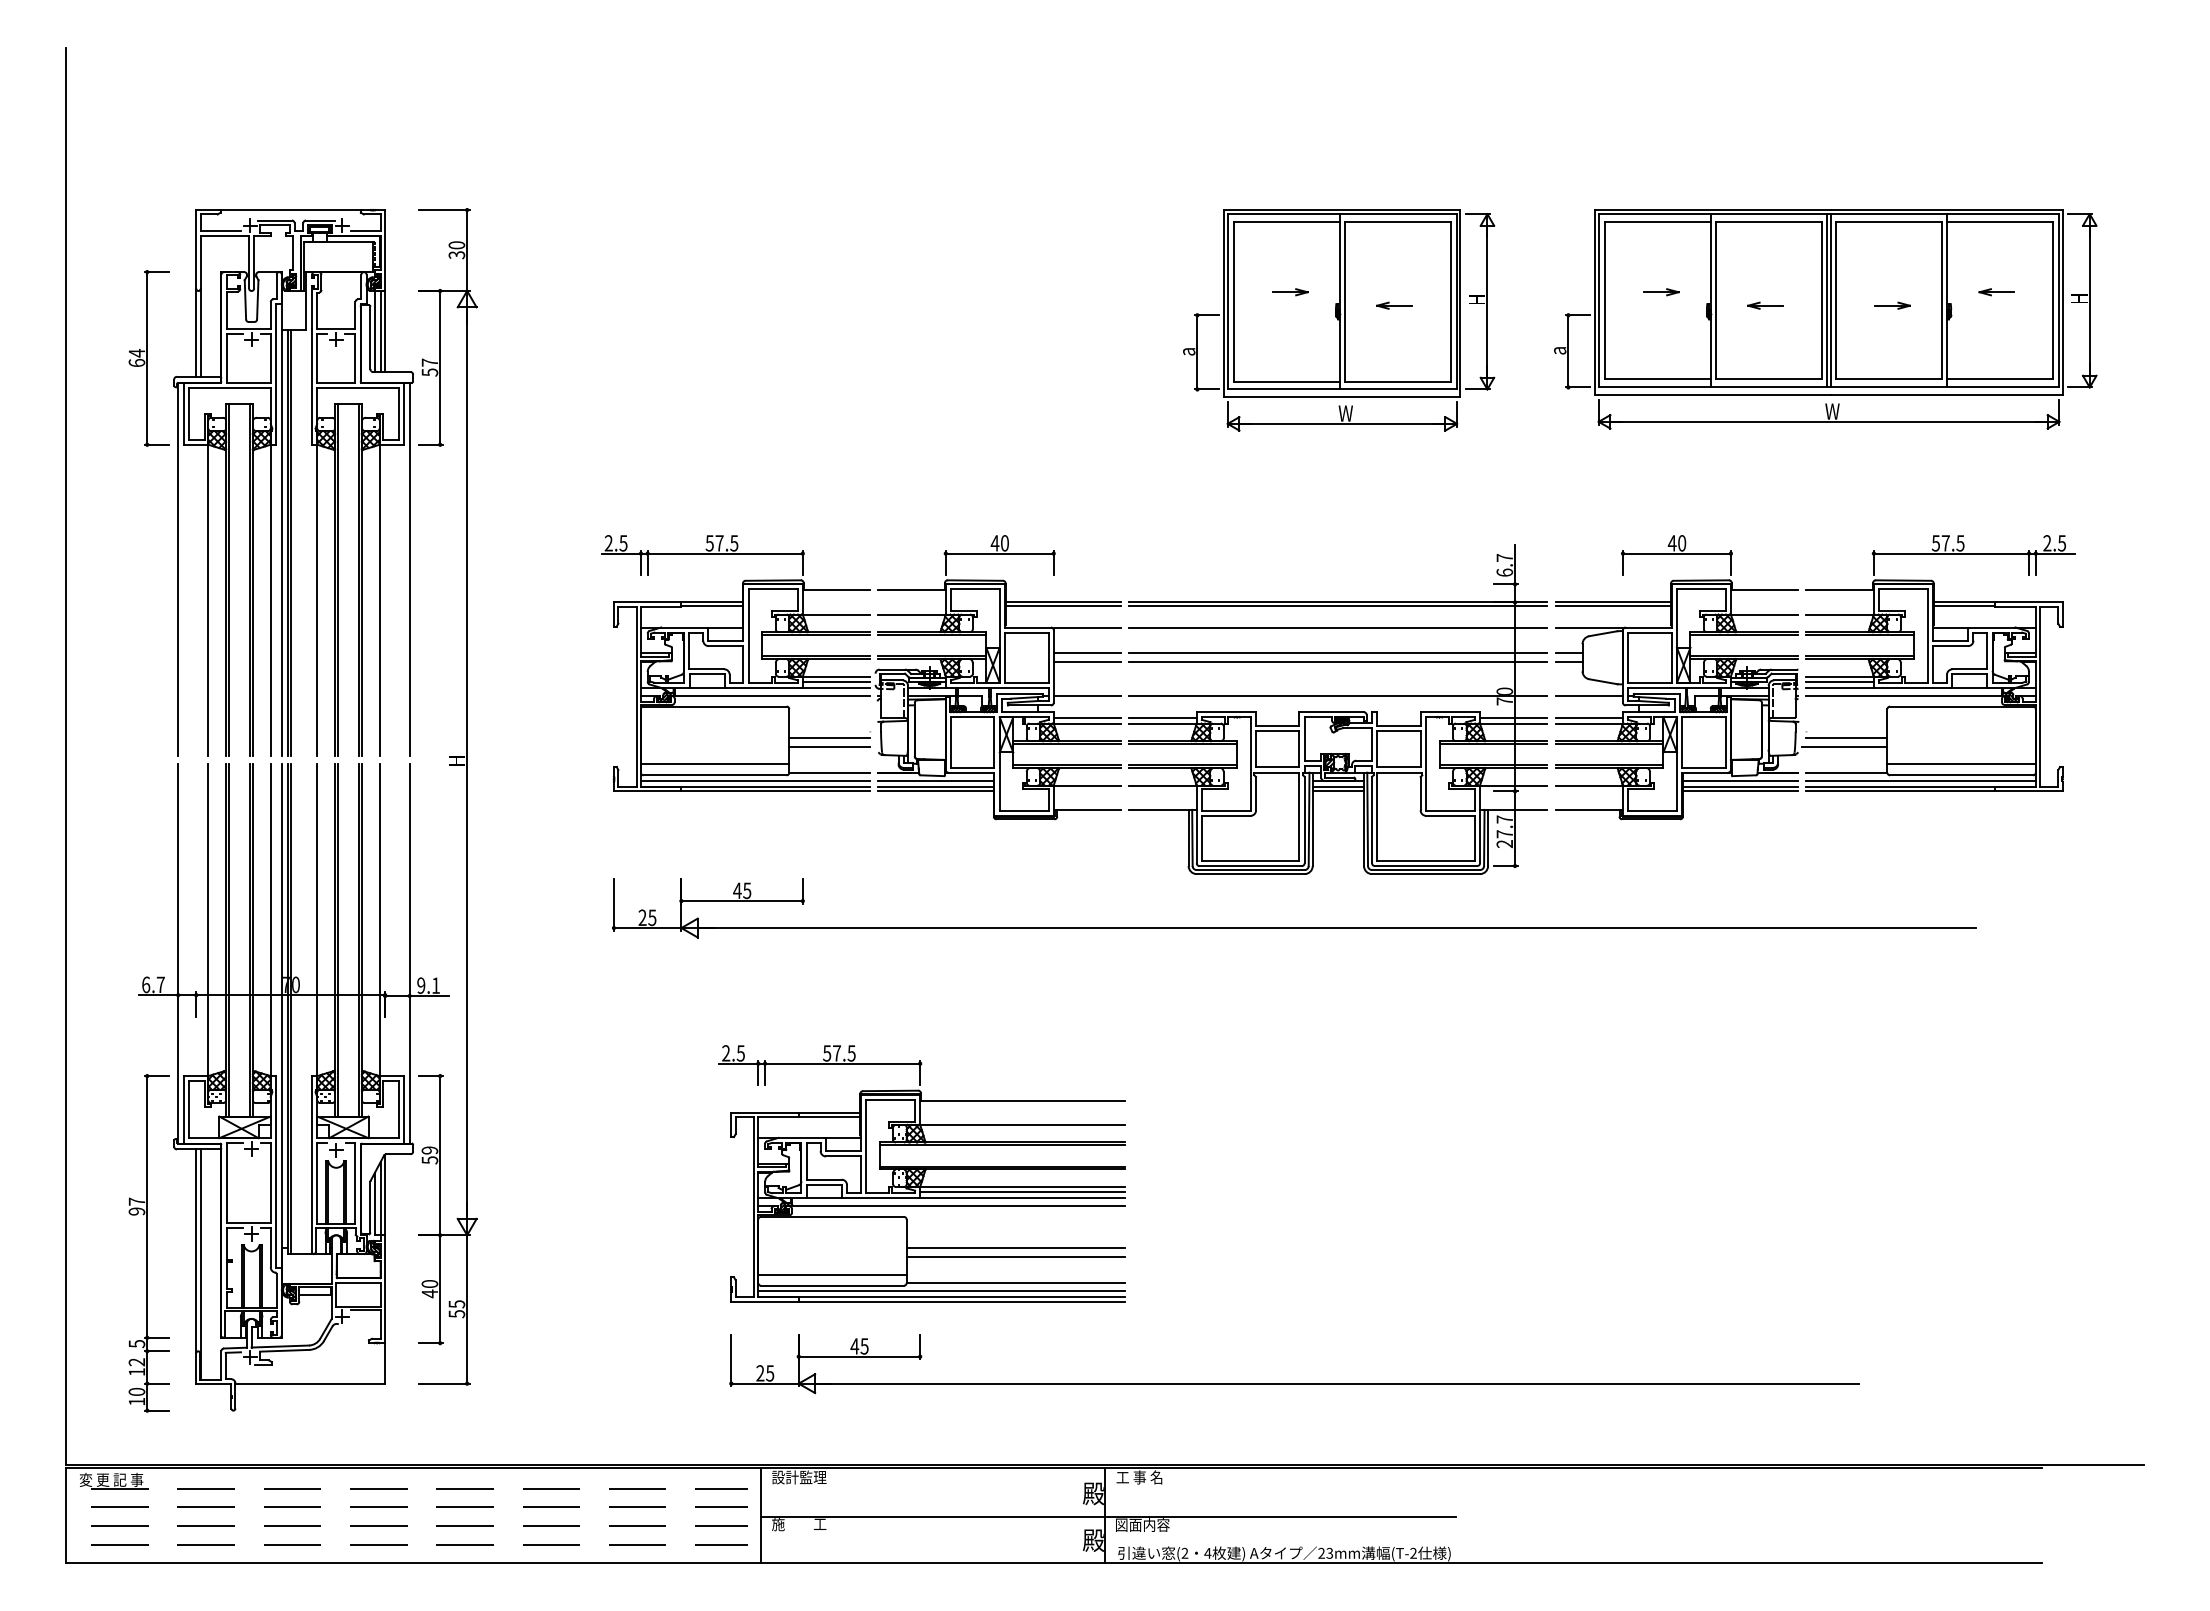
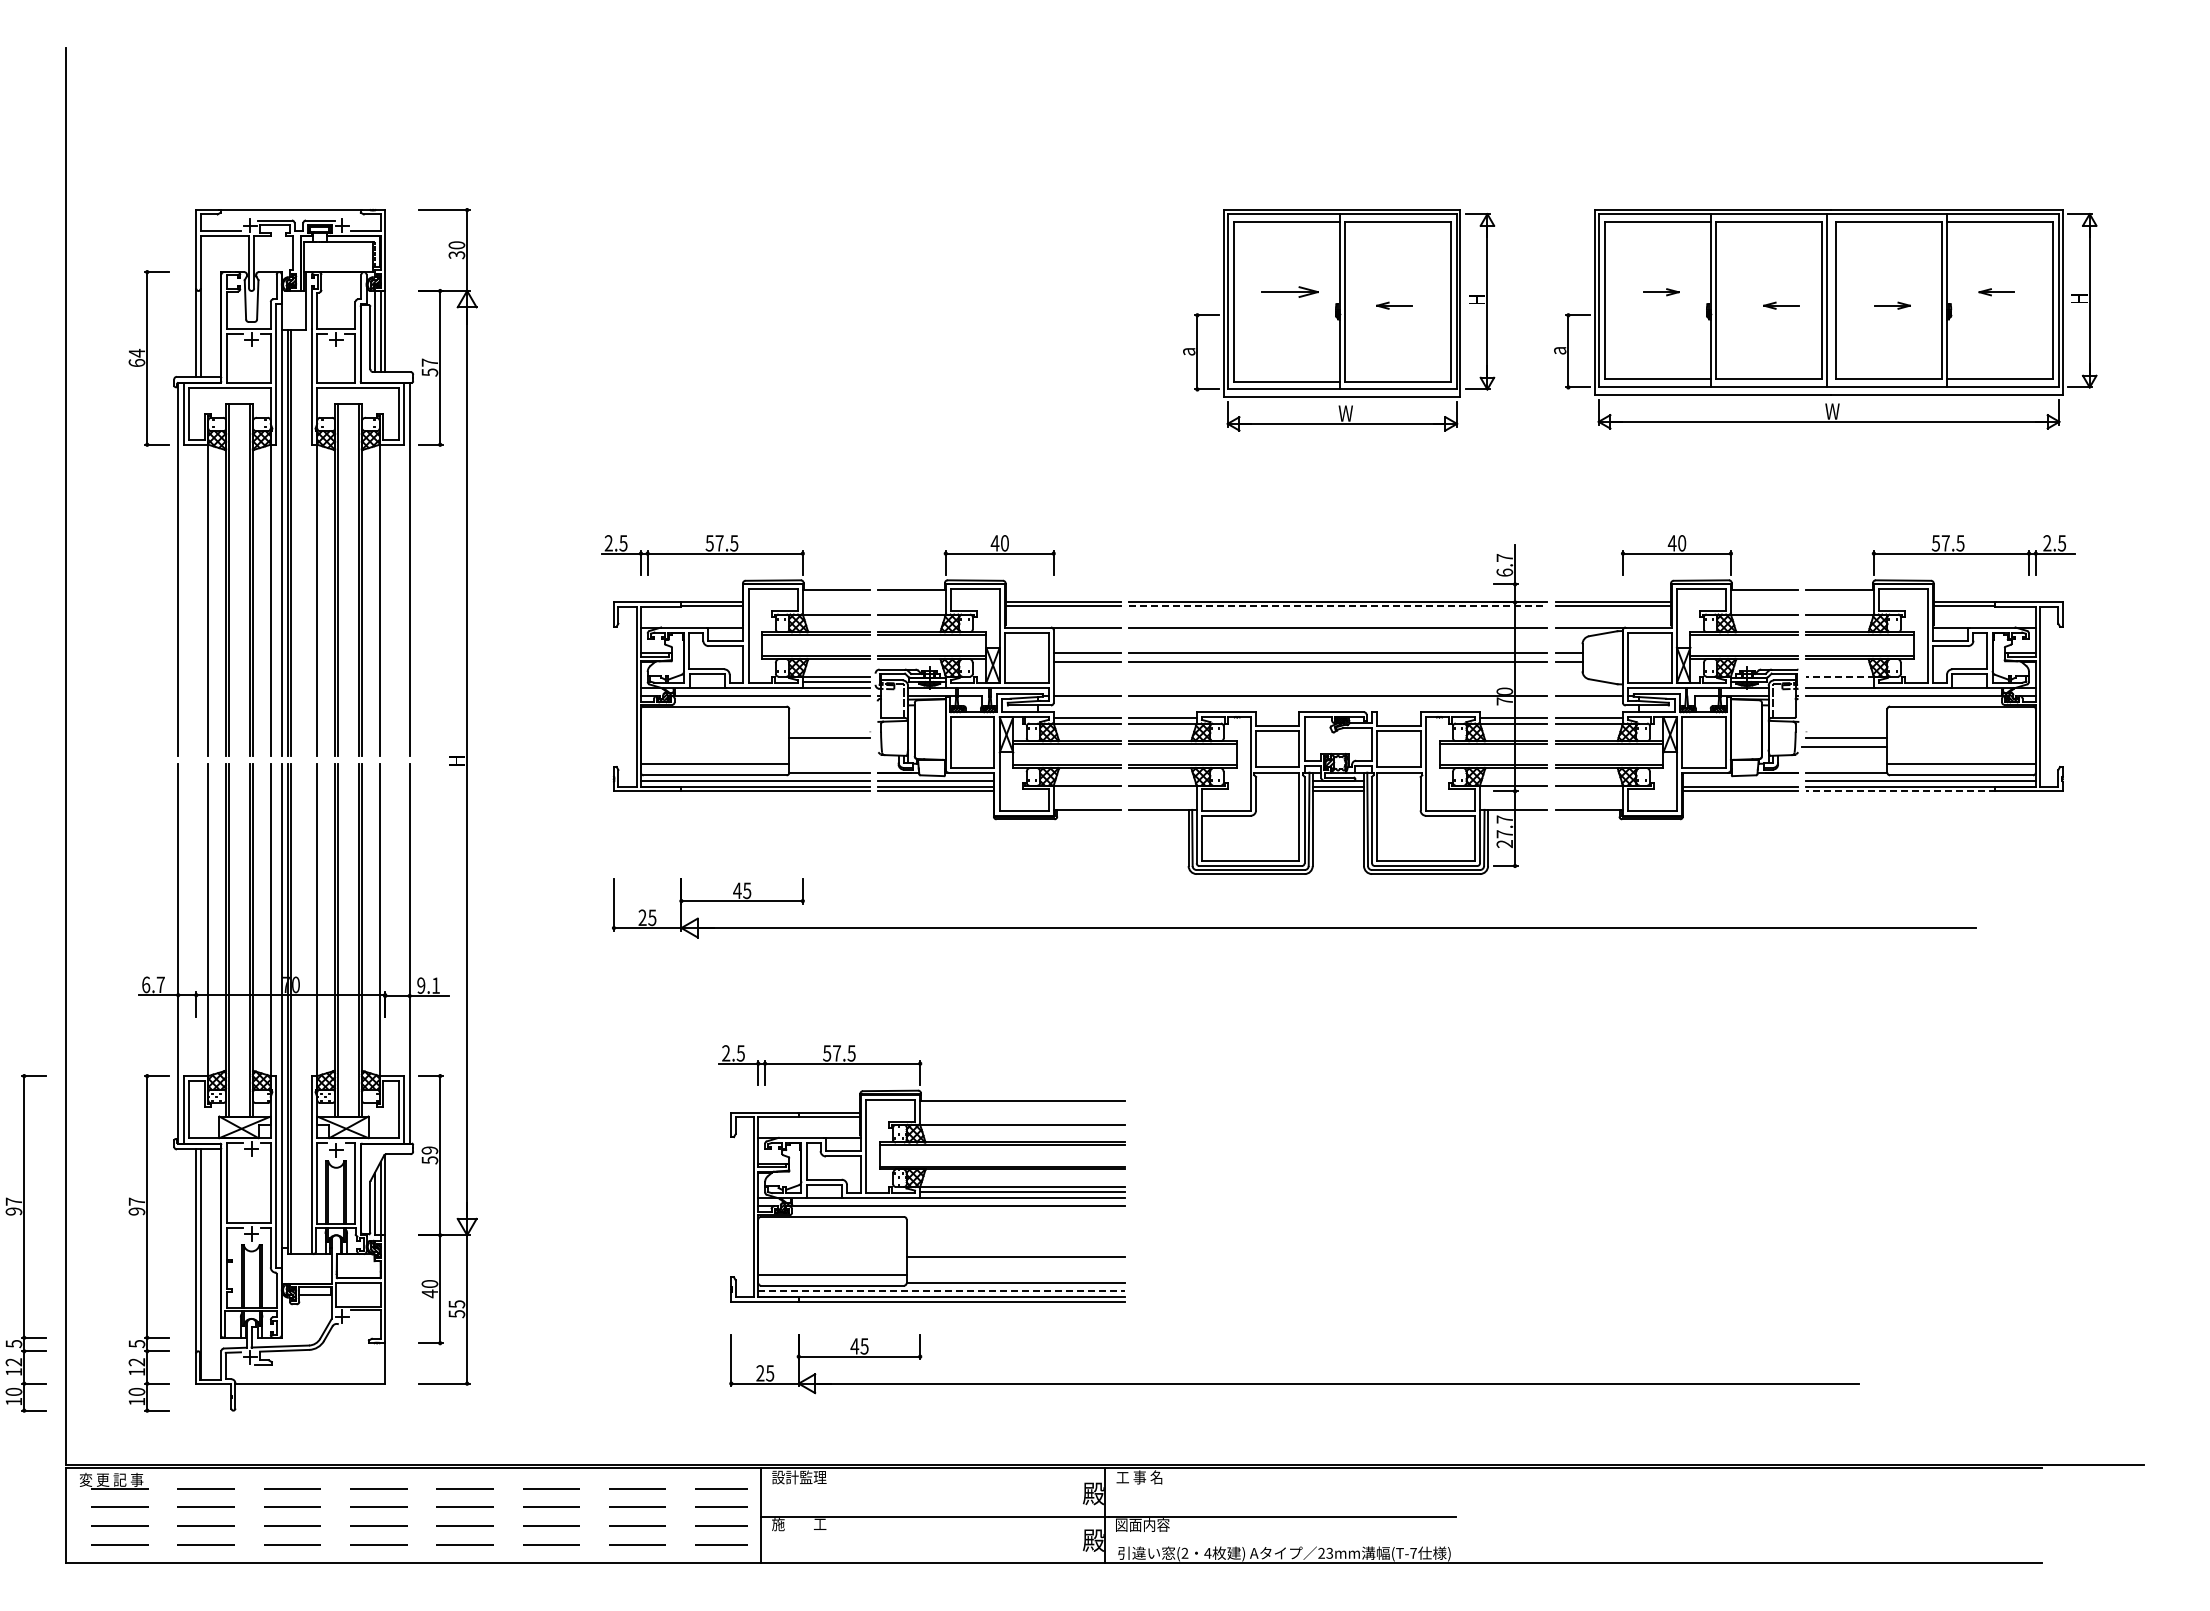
part size: 37x9 px -> 58x12 px (1289, 291)
line: present -> none (1830, 300)
part position: (1765, 305) -> (1781, 305) (1781, 305)
line: solid -> dashed (1338, 606)
line: solid -> dashed (1840, 676)
line: present -> none (1839, 682)
line: present -> none (829, 747)
line: present -> none (1740, 780)
line: solid -> dashed (1901, 791)
part: none -> present (25, 1243)
line: present -> none (1015, 1248)
line: solid -> dashed (942, 1291)
text: (T-2 -> (T-7 (1413, 1552)
